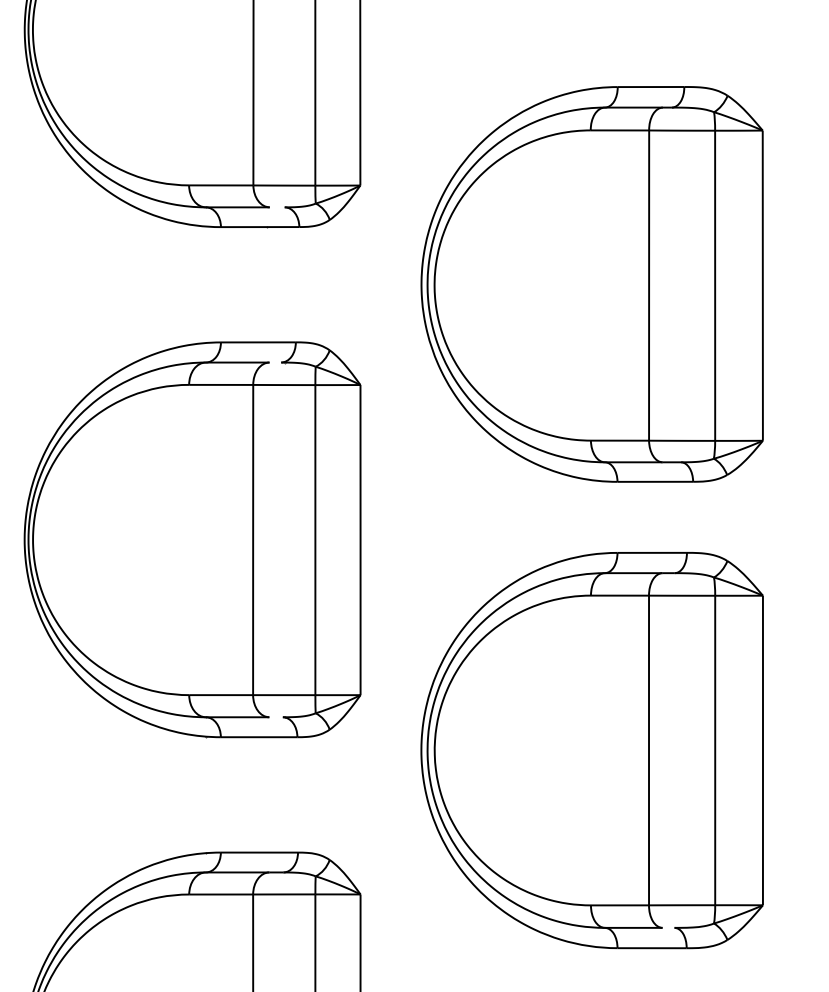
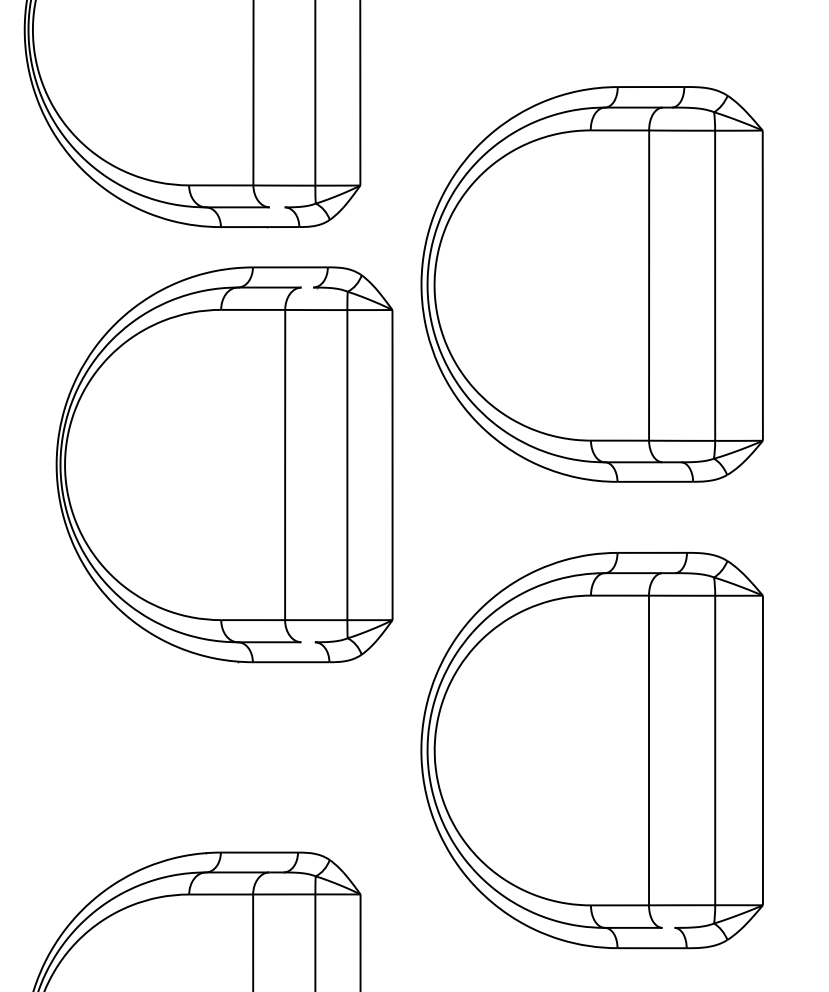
part position: (192, 539) -> (224, 464) (224, 464)
